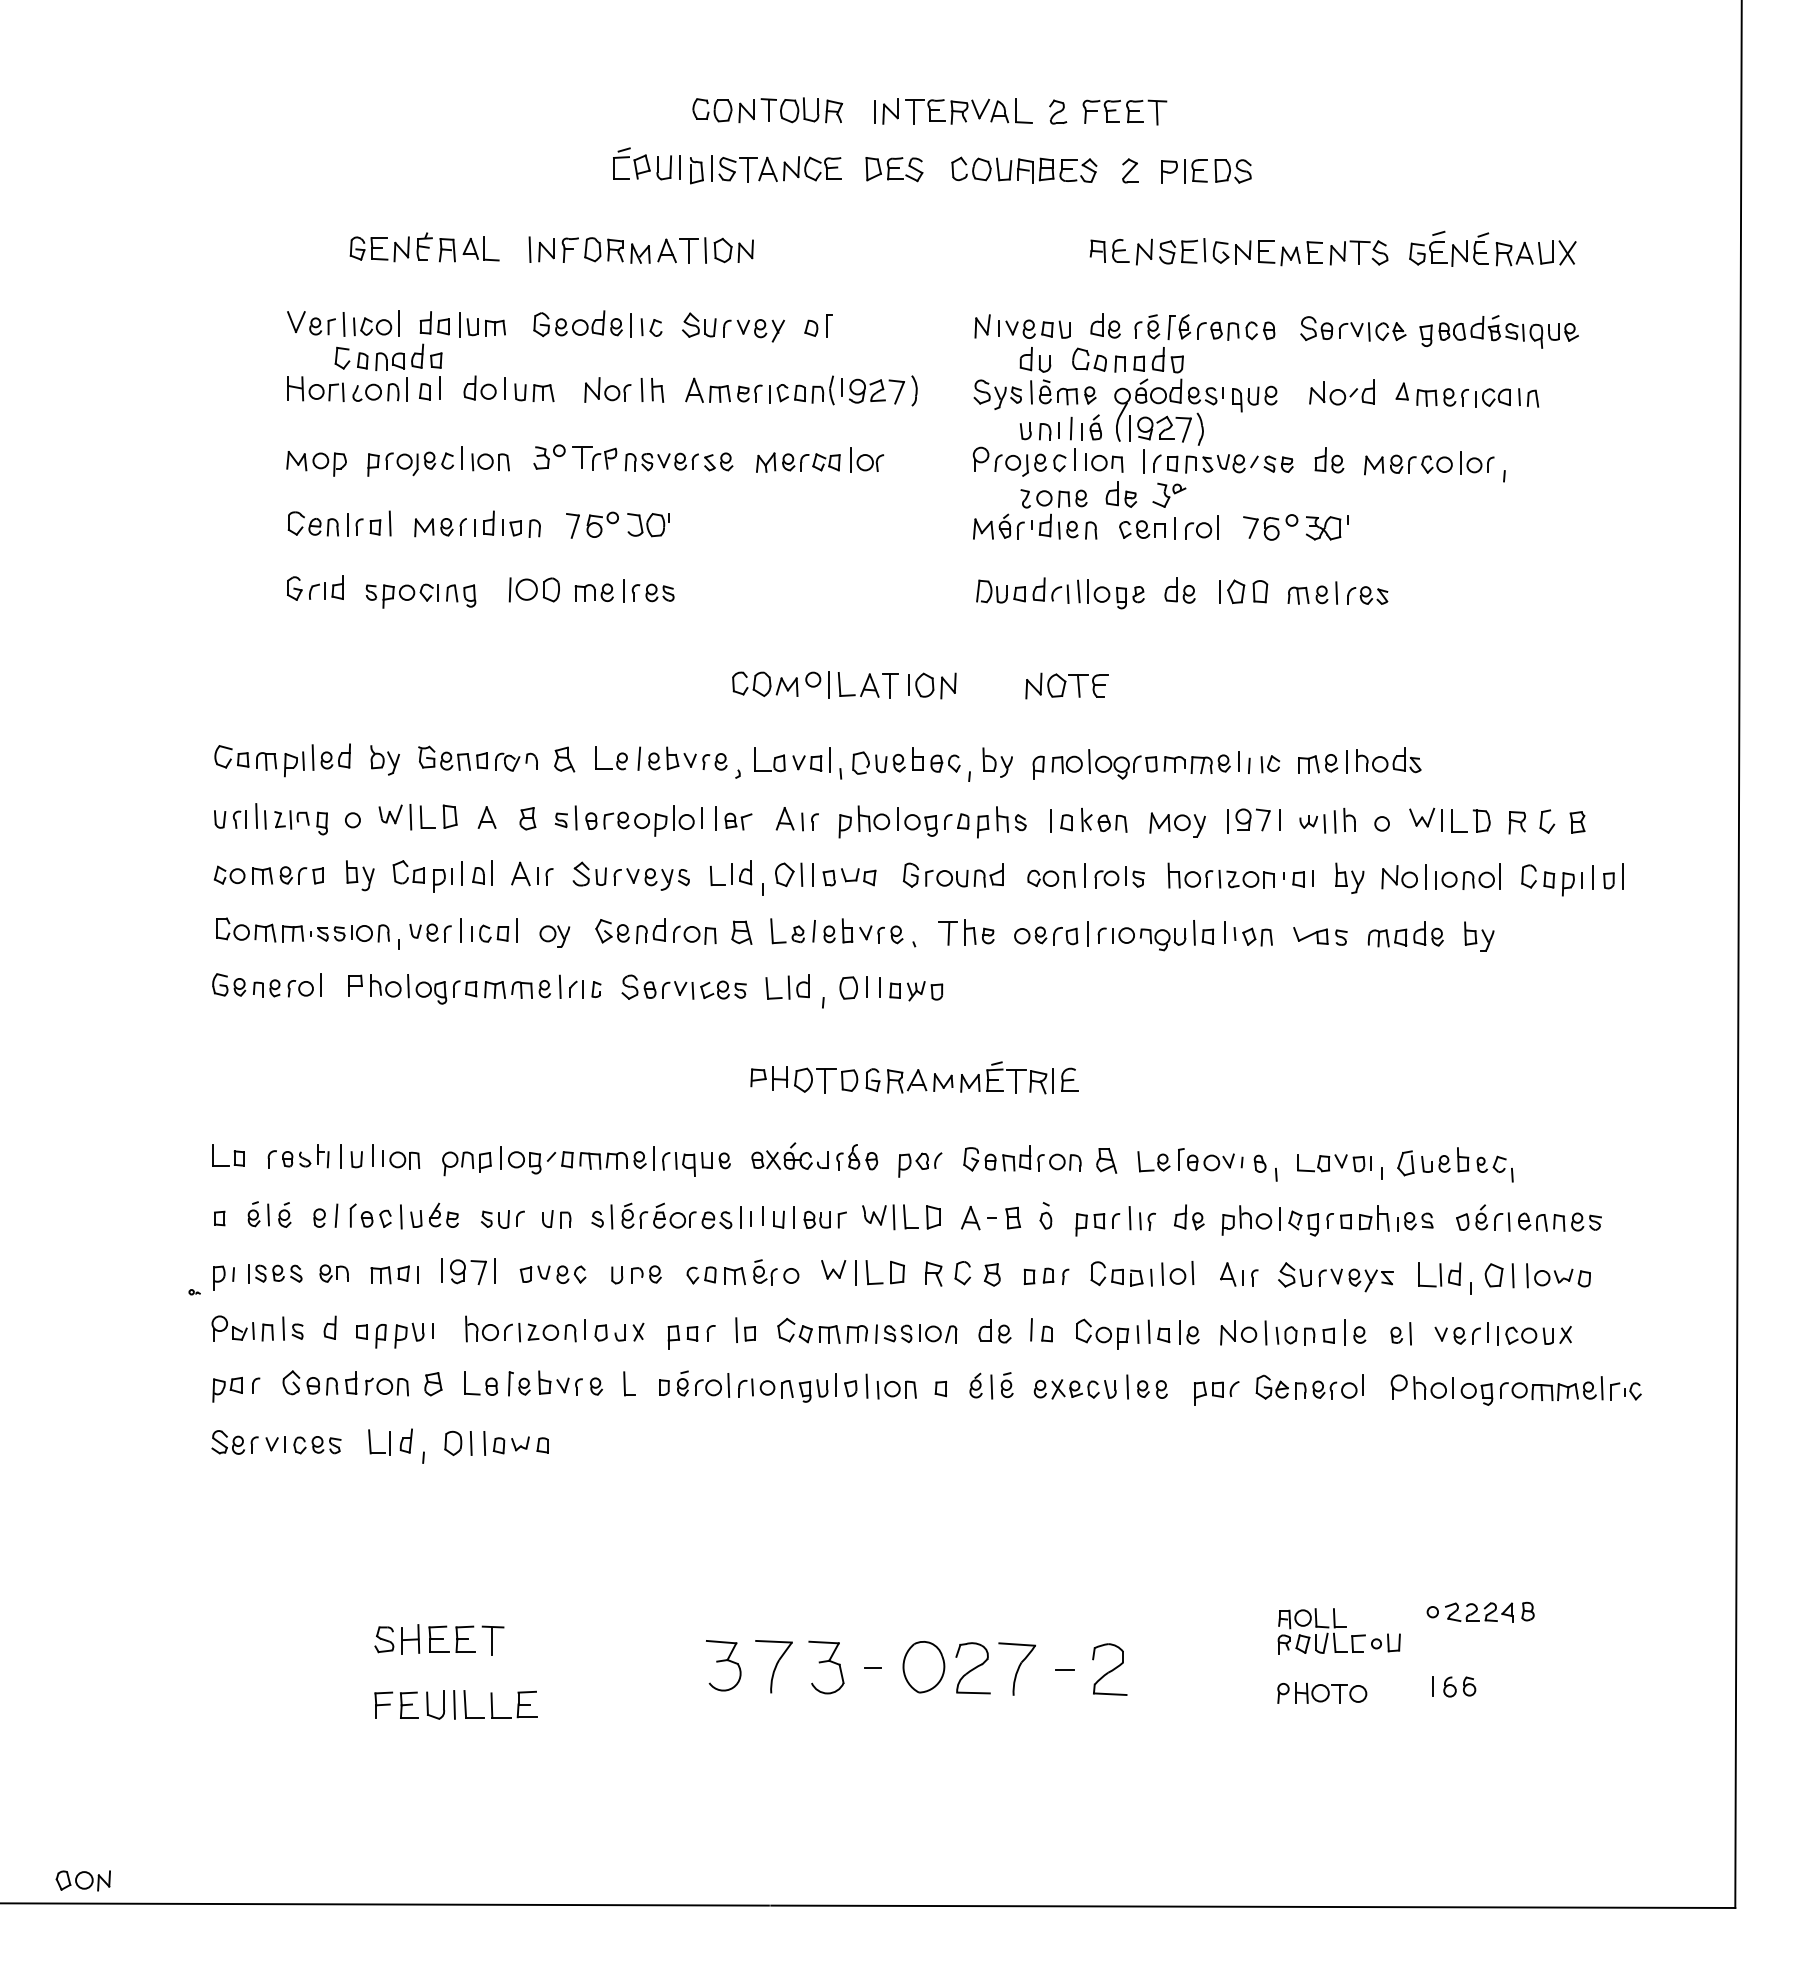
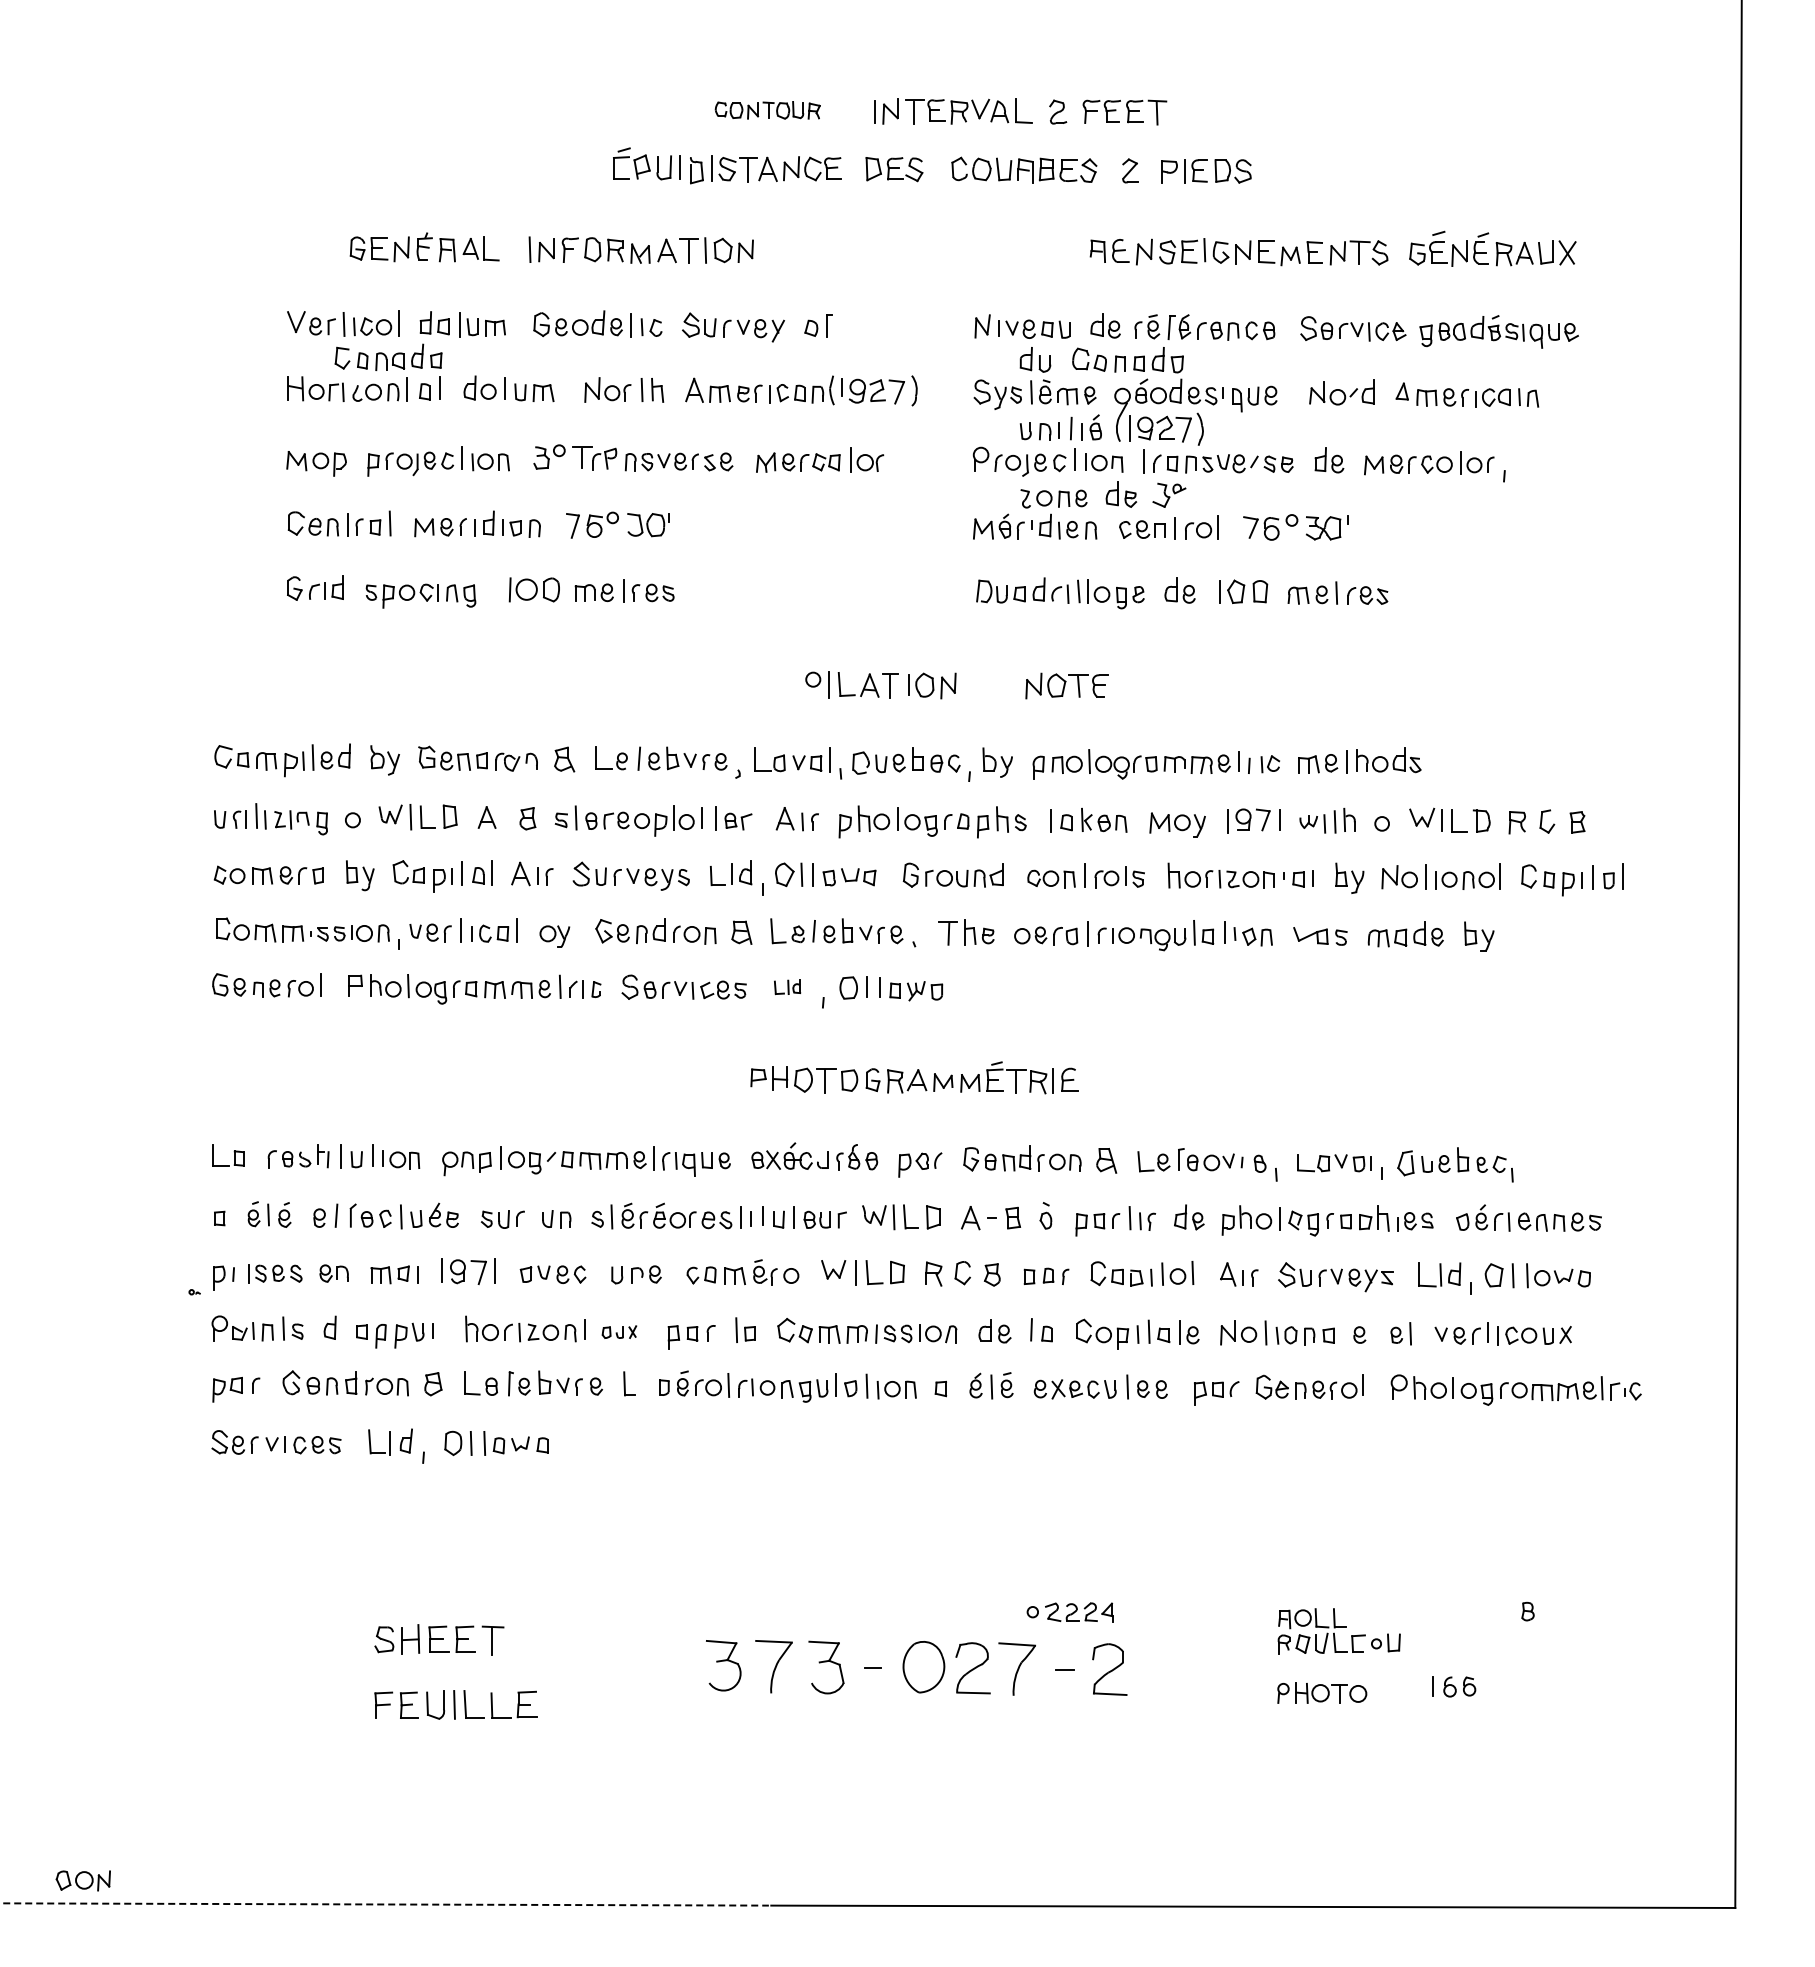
part size: 152x27 px -> 107x19 px (767, 110)
part: present -> none (765, 683)
part size: 45x26 px -> 28x16 px (787, 986)
part size: 51x20 px -> 37x14 px (619, 1331)
line: present -> none (1345, 1331)
part position: (1469, 1612) -> (1069, 1612) (1069, 1612)
line: solid -> dashed (384, 1904)
